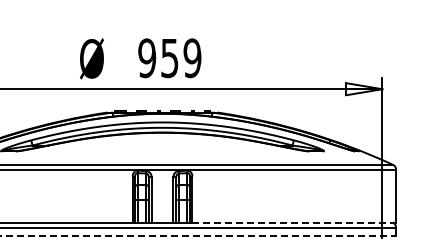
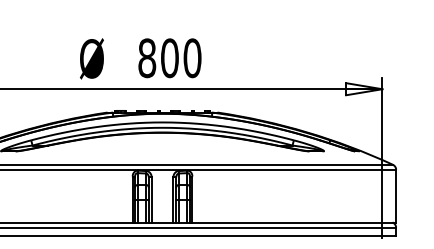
text: 959 -> 800 (169, 58)
line: dashed -> solid (294, 222)
line: dashed -> solid (198, 236)
